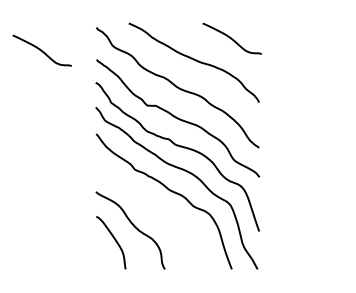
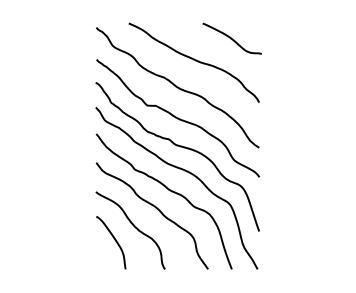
curve: present -> none (41, 50)
curve: none -> present (156, 209)
